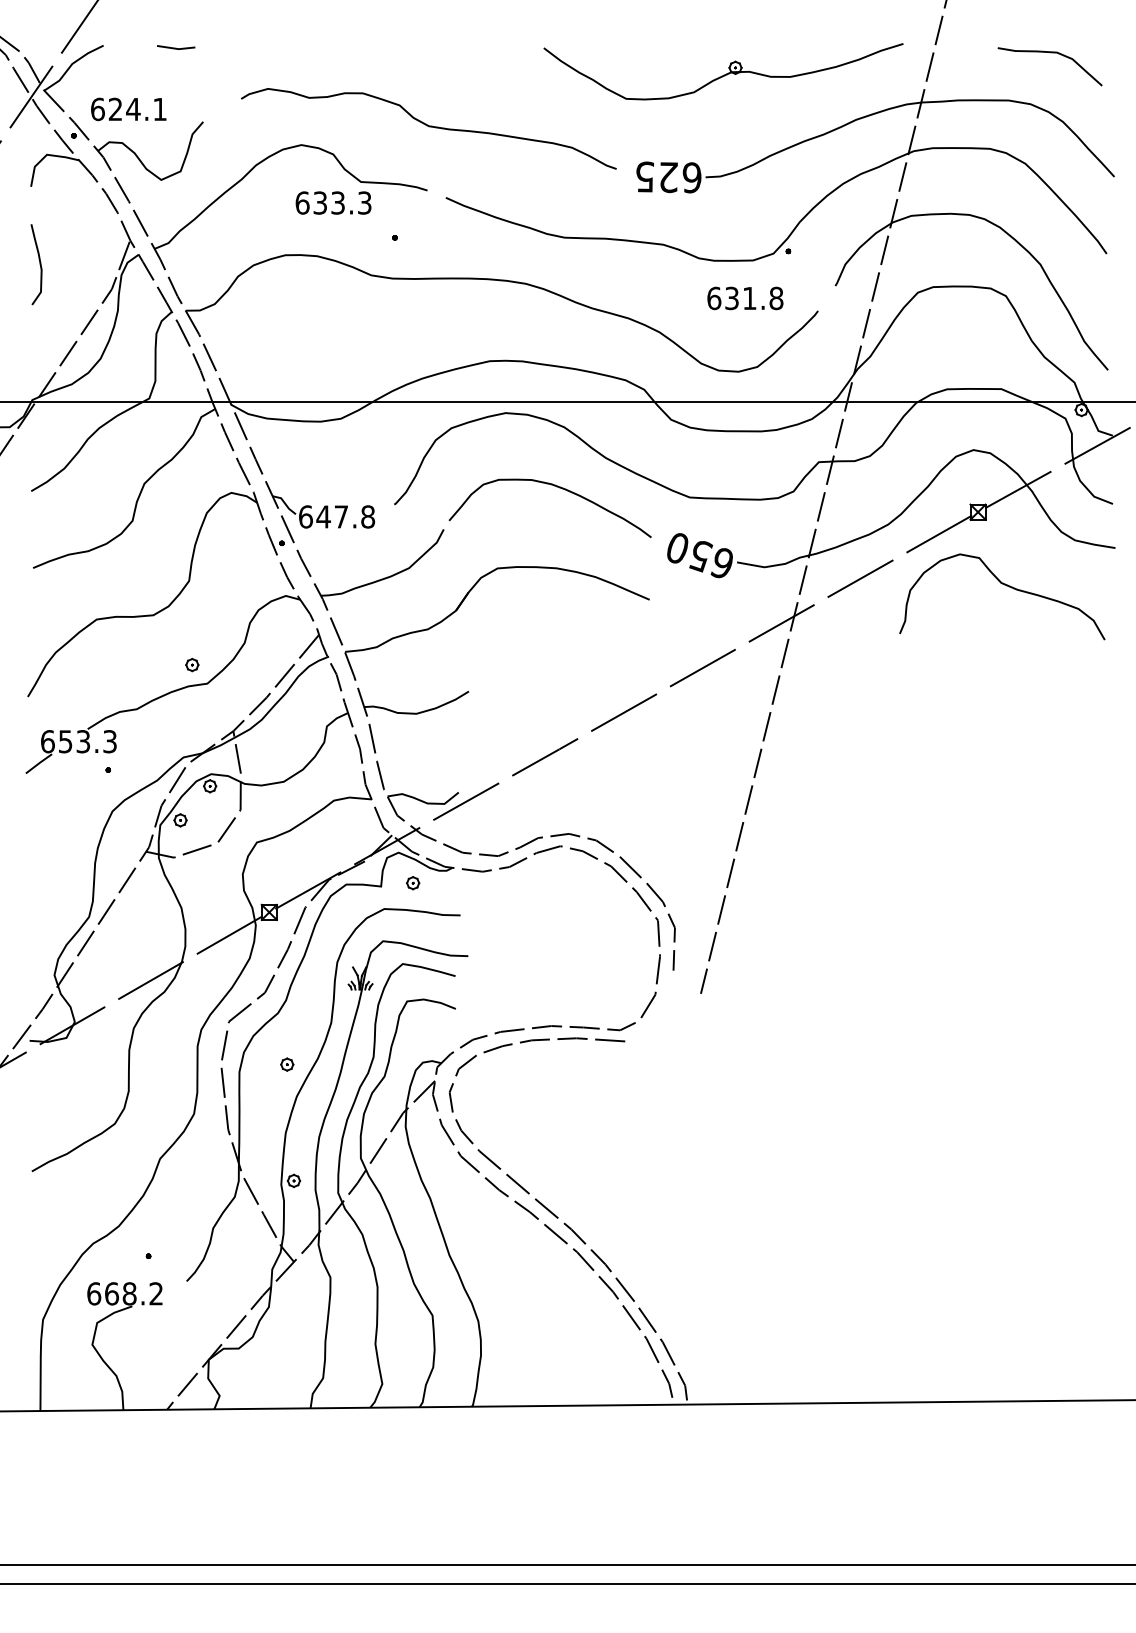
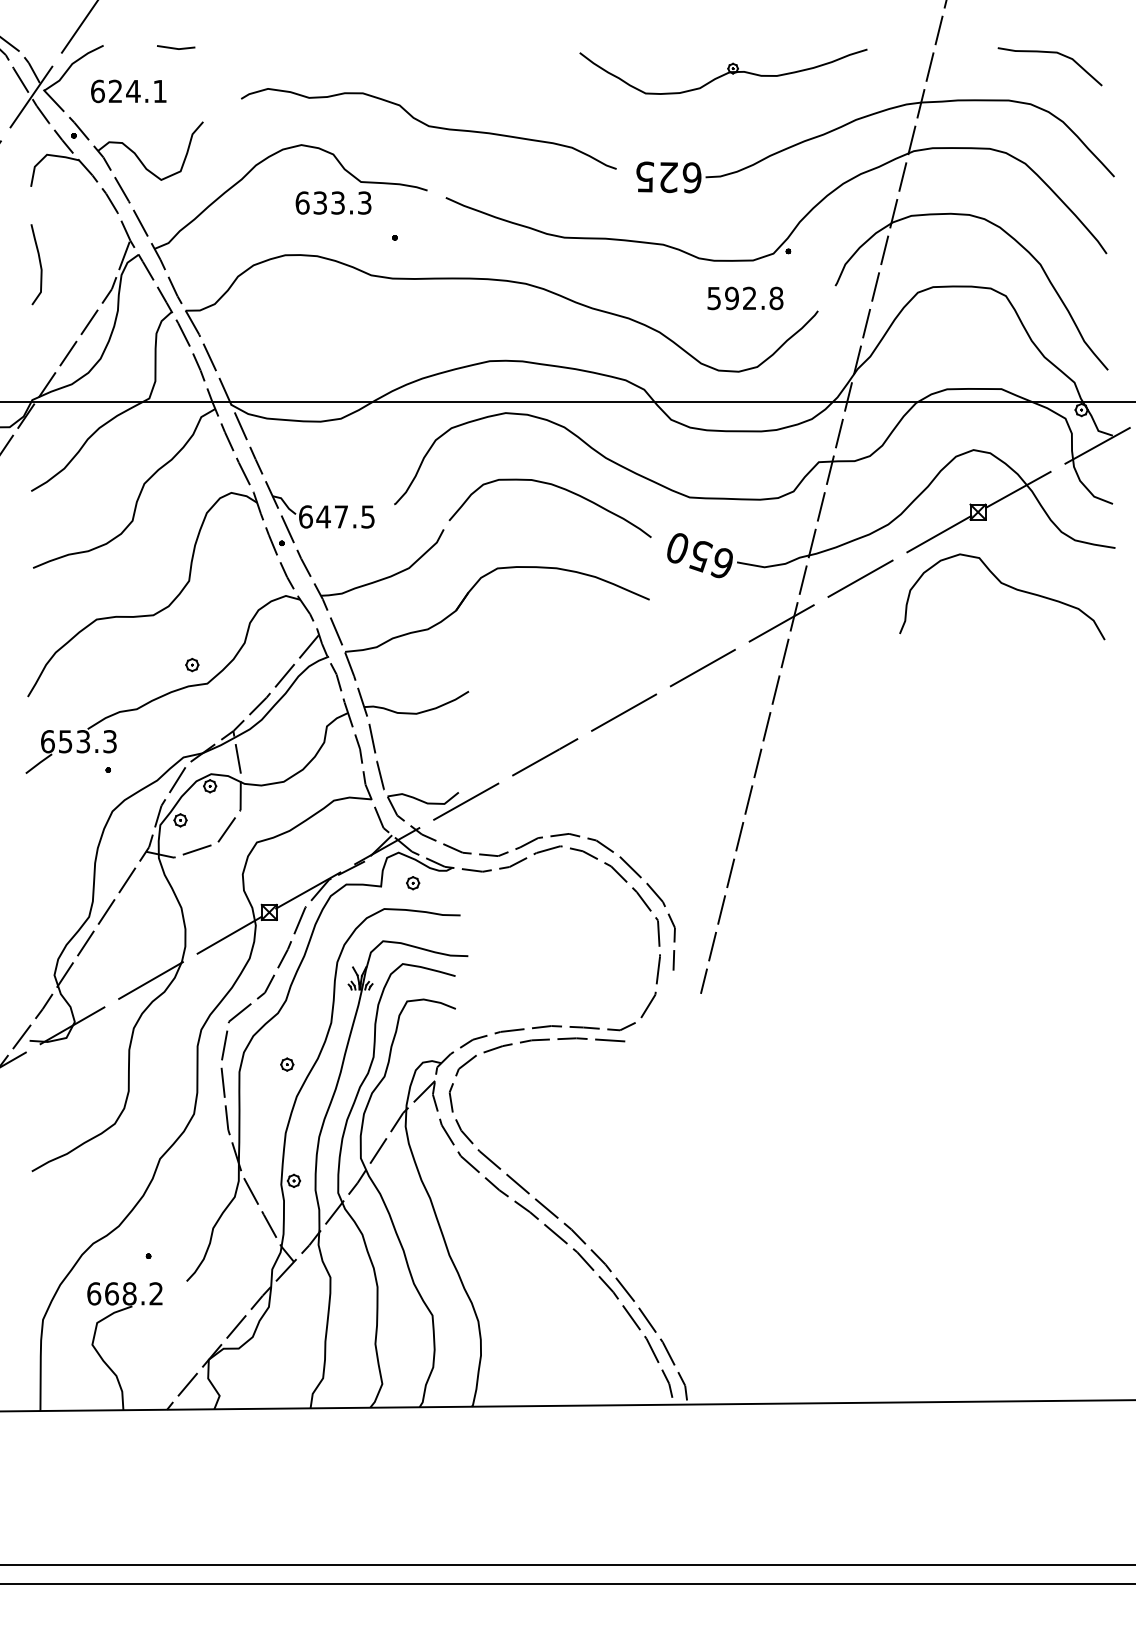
part size: 361x58 px -> 289x47 px (723, 71)
text position: (128, 109) -> (128, 91) (128, 91)
text: 631.8 -> 592.8 (731, 298)
text: 647.8 -> 647.5 (368, 516)
